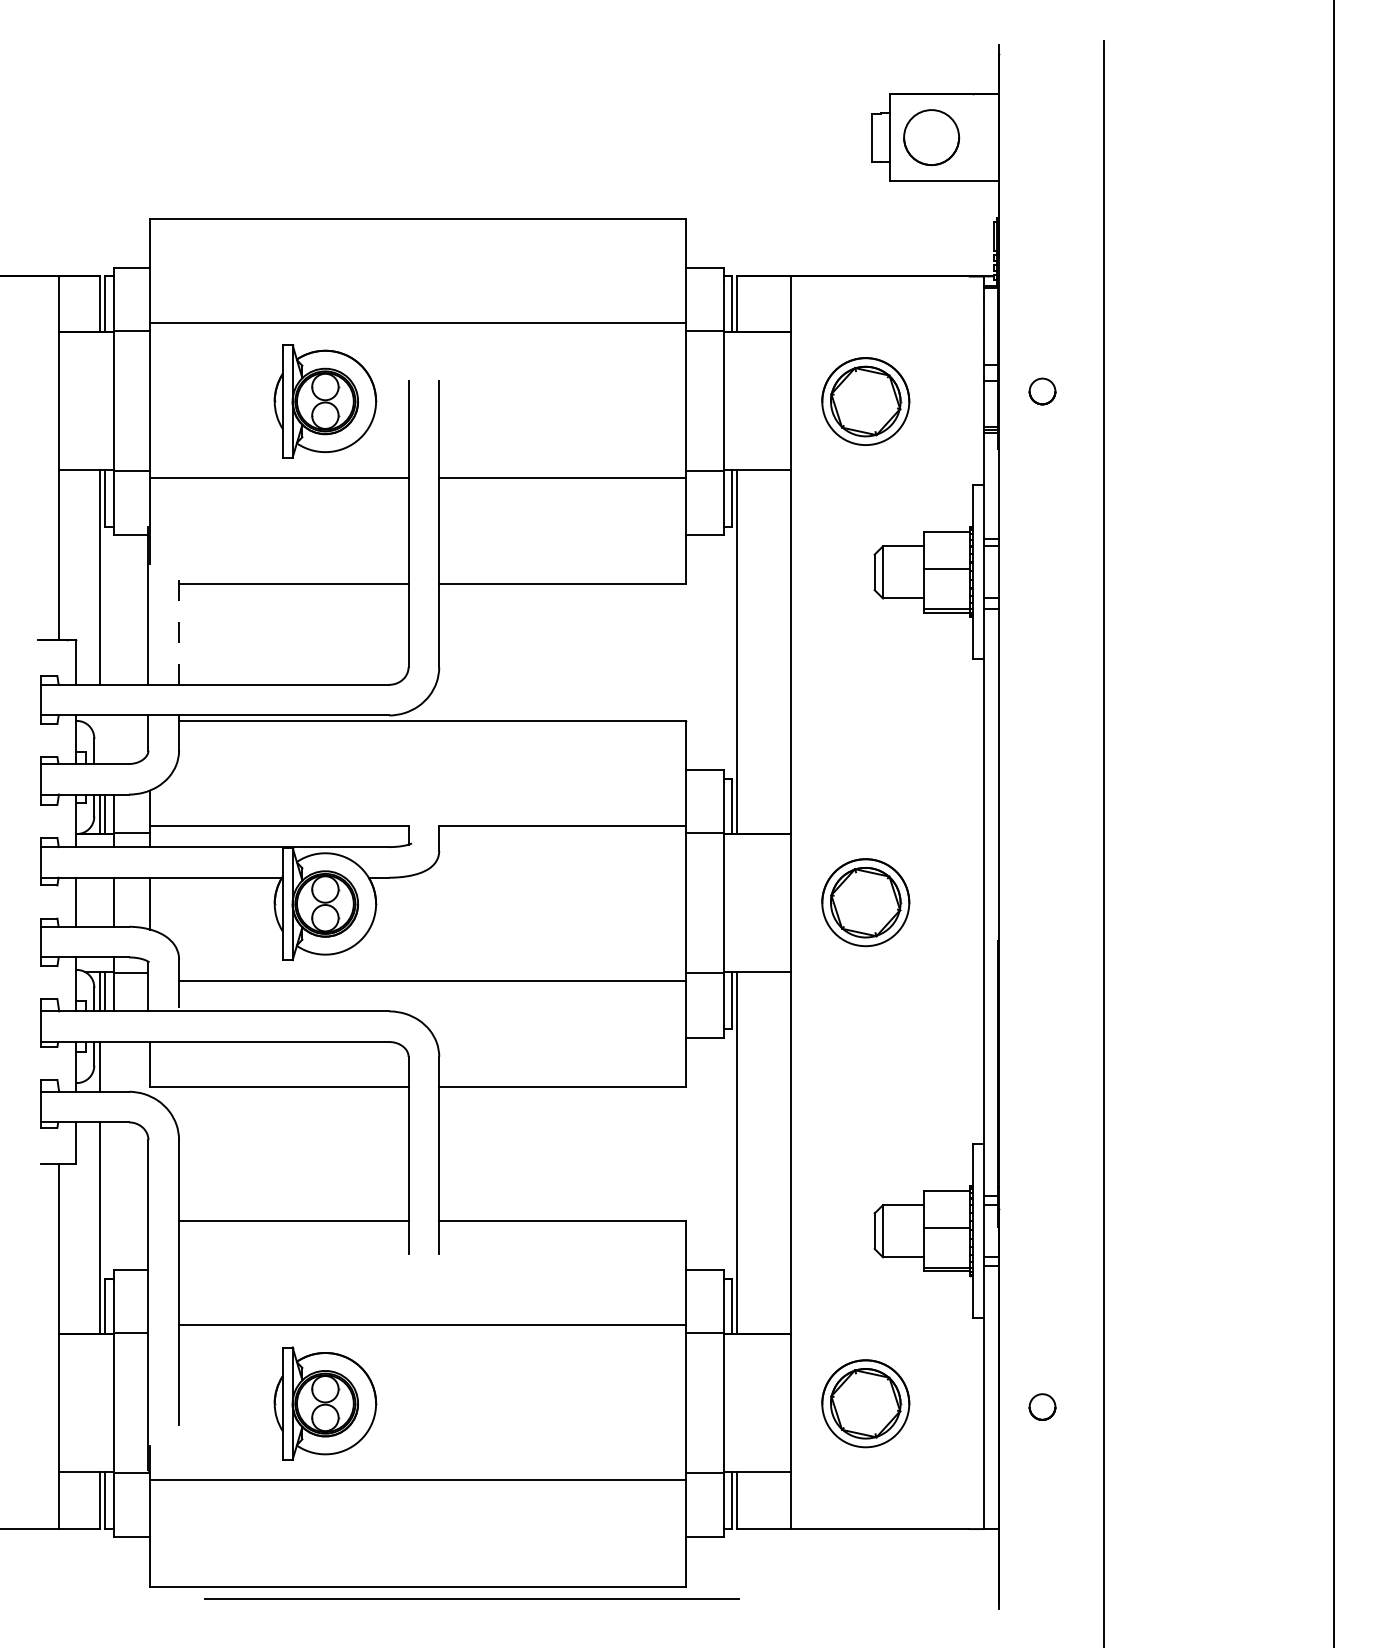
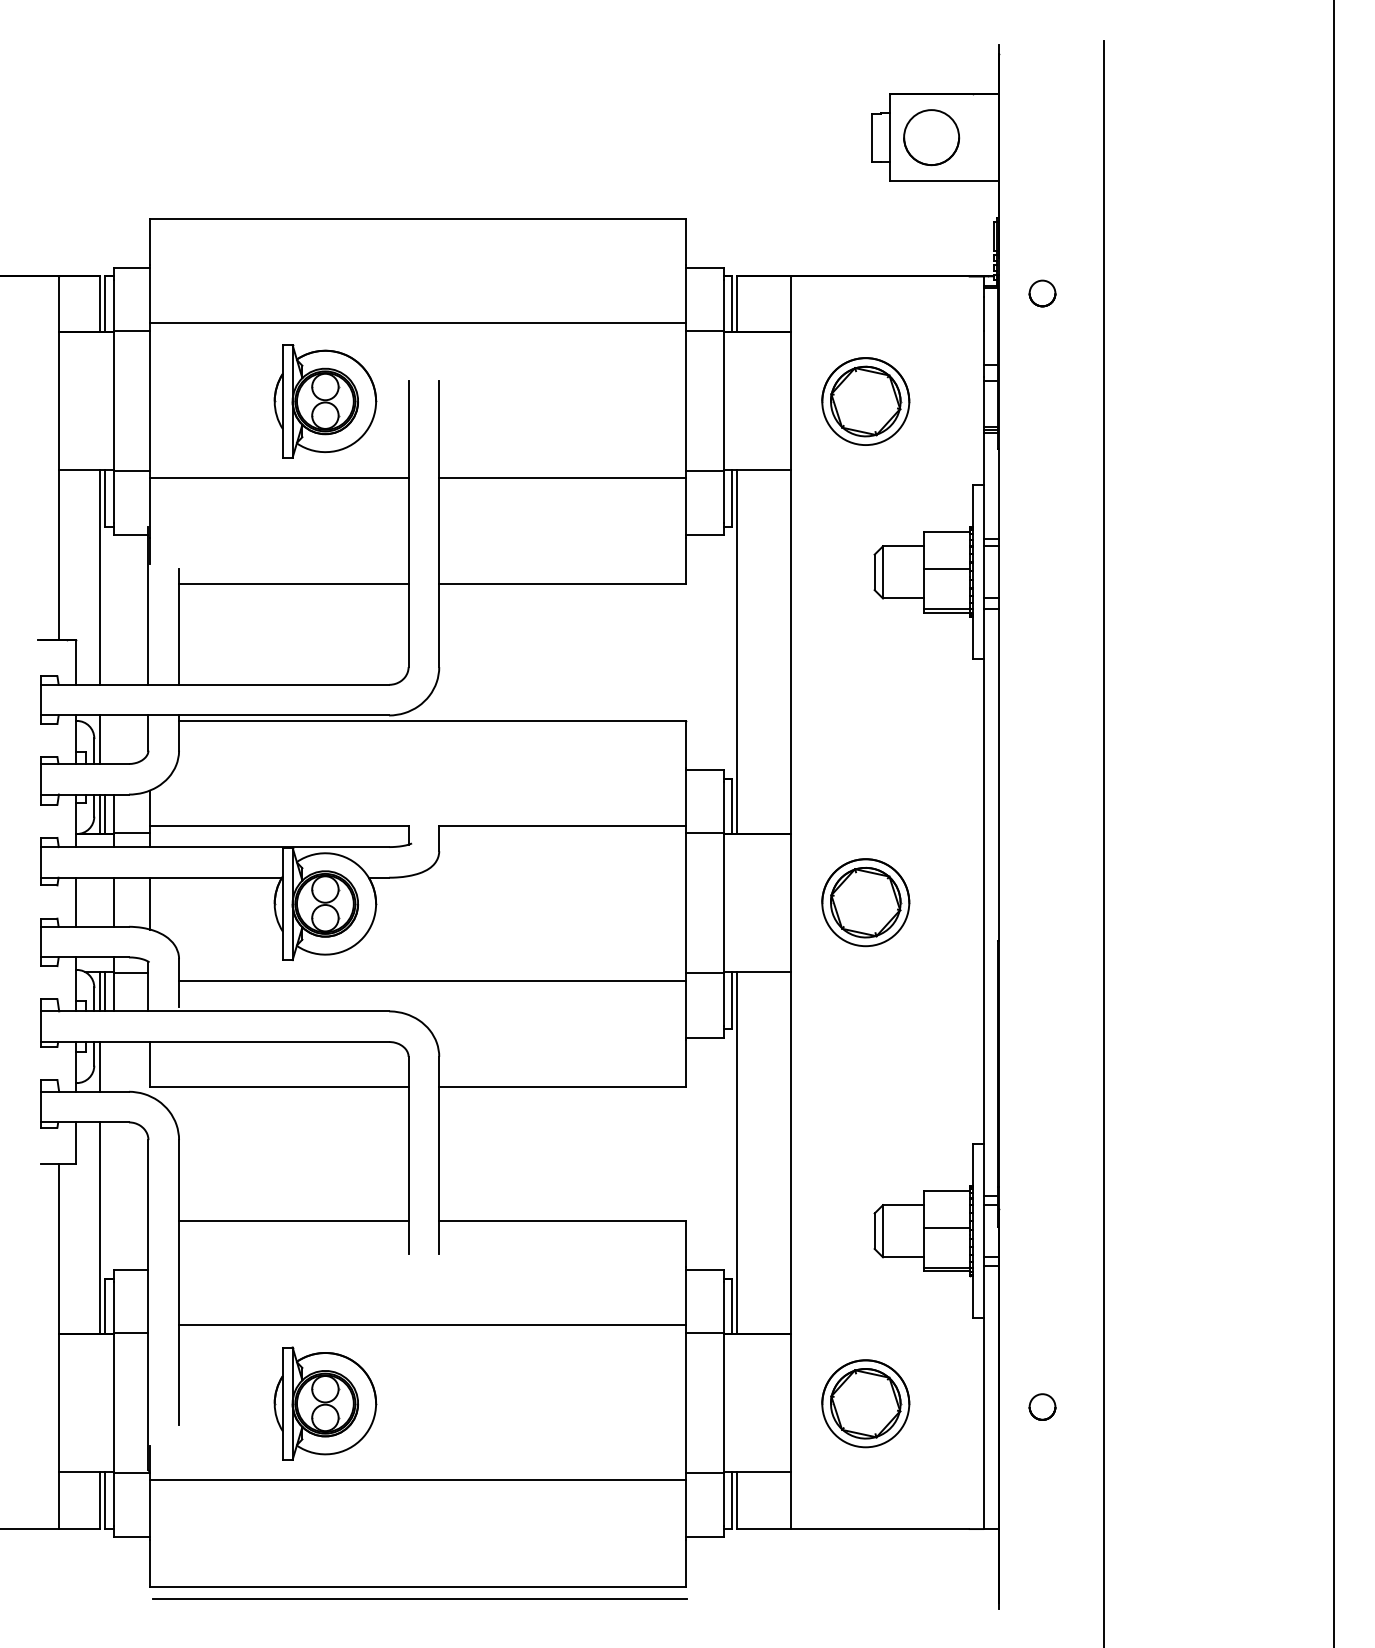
part position: (1042, 391) -> (1042, 293) (1042, 293)
line: dashed -> solid (179, 626)
line: none -> present (99, 739)
line position: (471, 1598) -> (419, 1598) (419, 1598)
